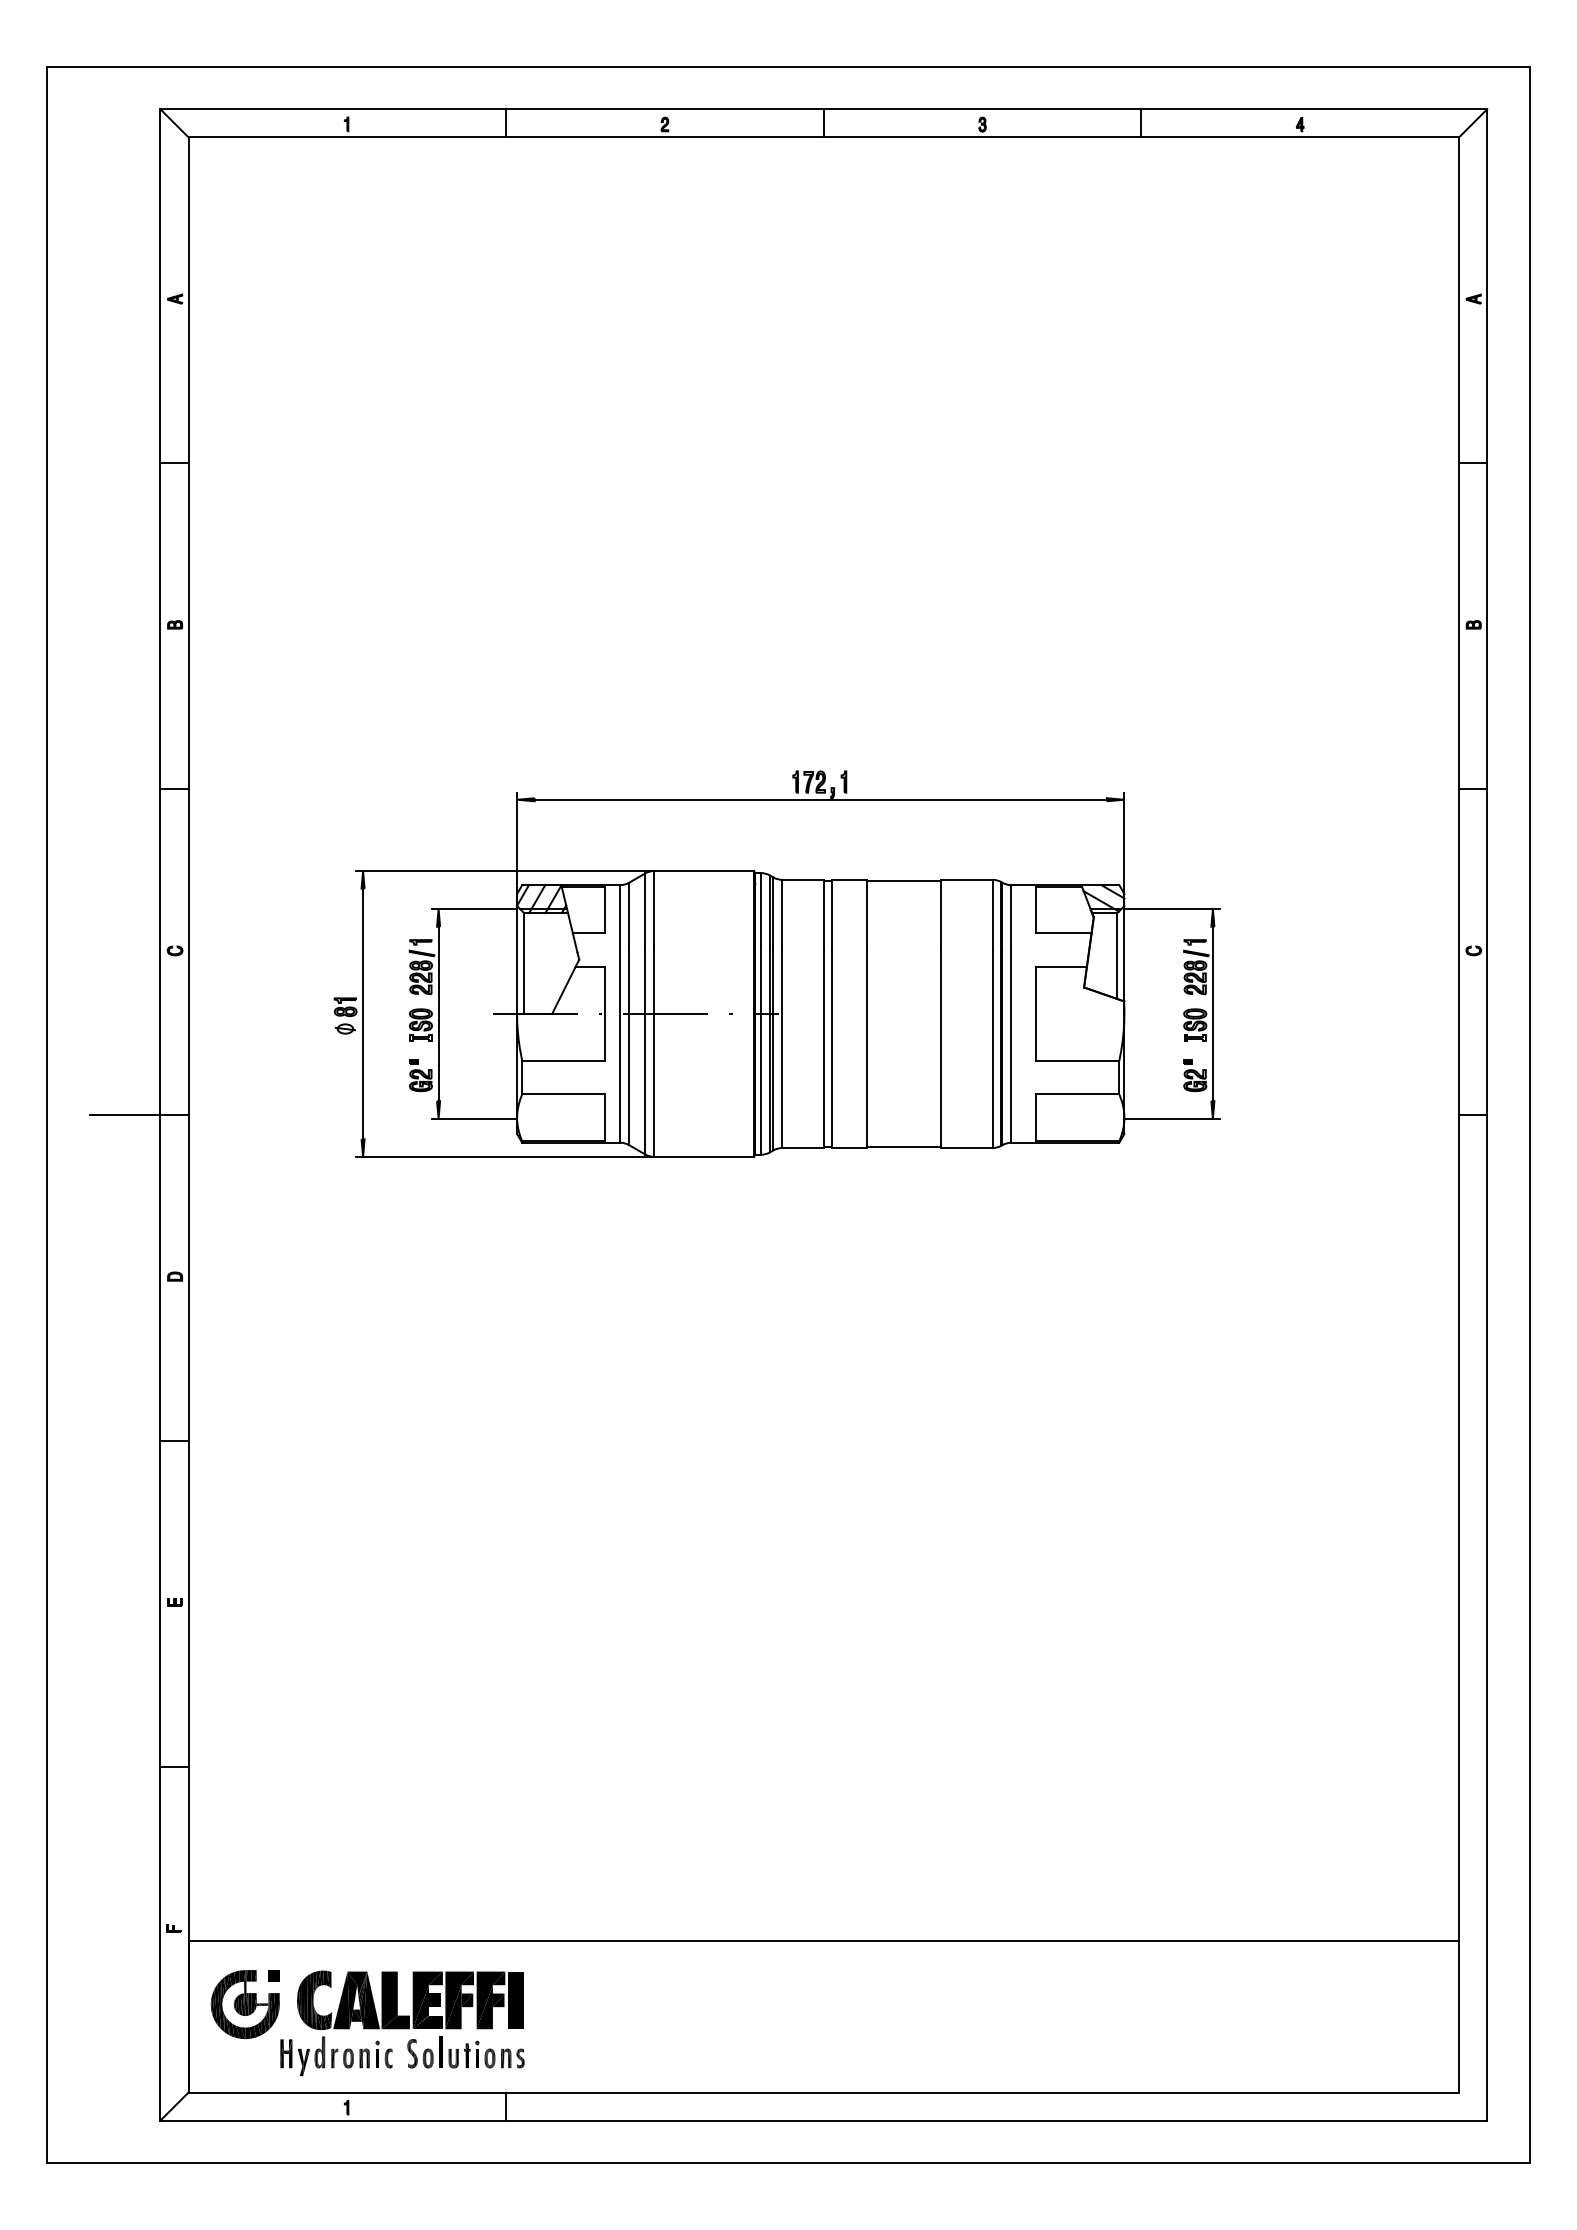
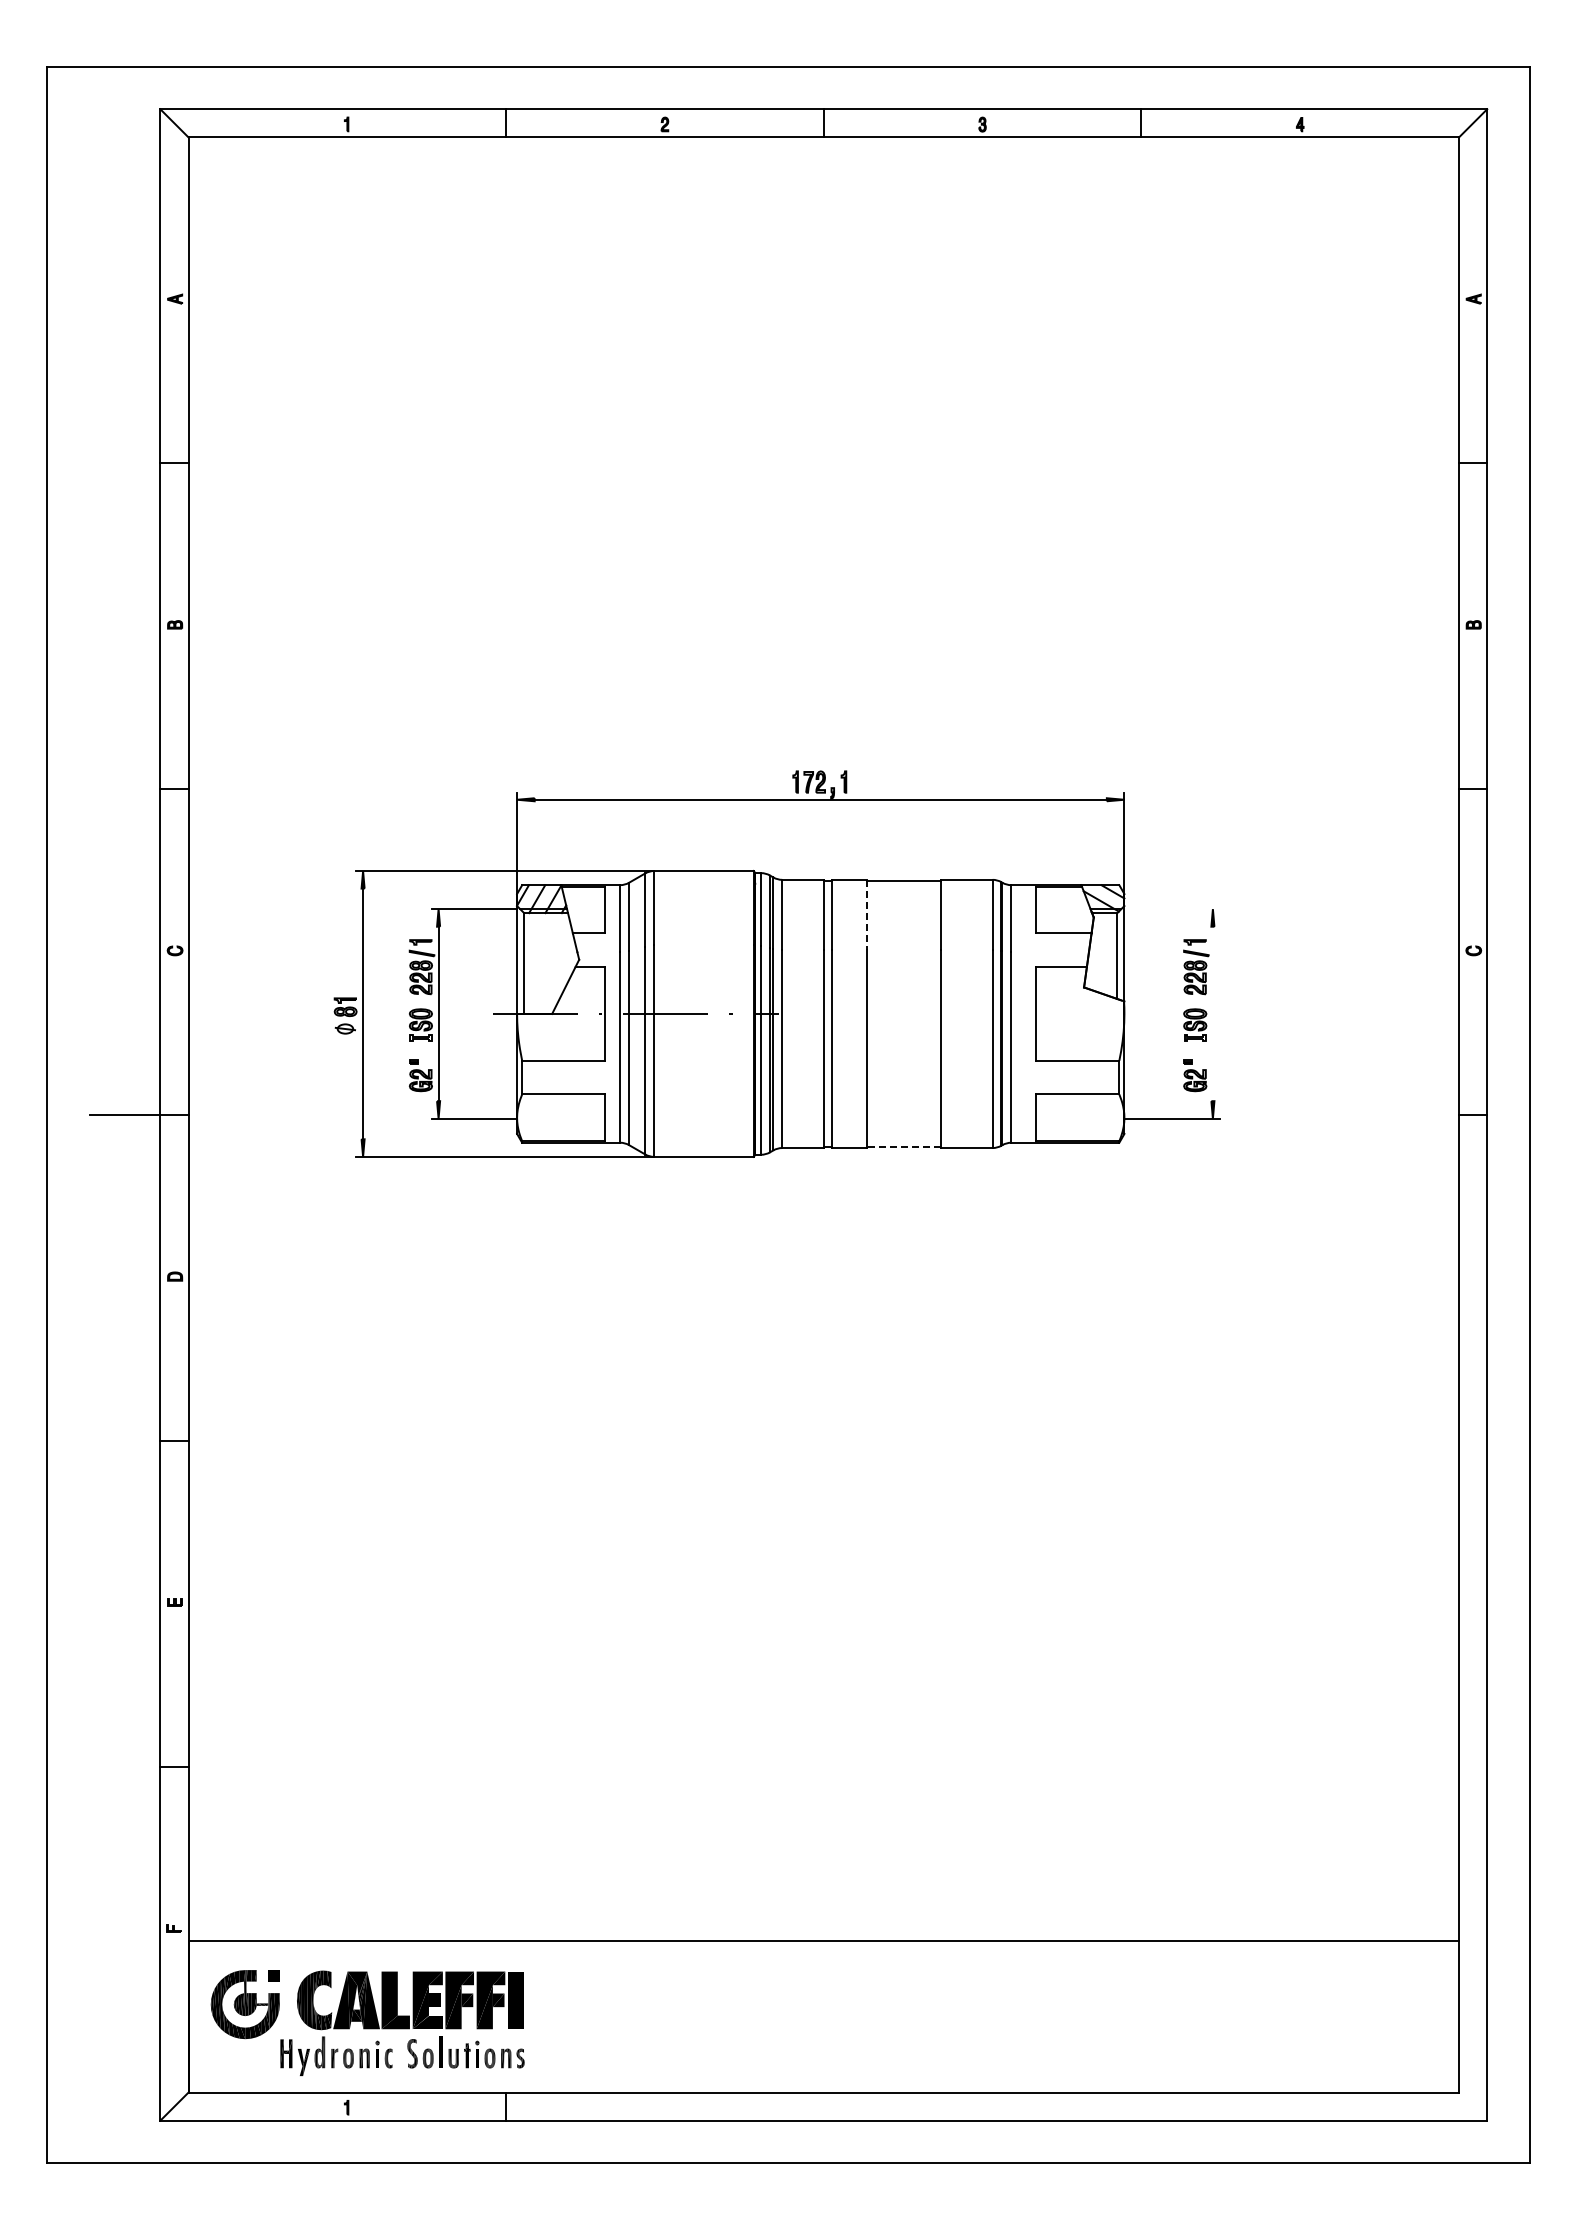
line: present -> none (1171, 909)
line: solid -> dashed (866, 914)
line: present -> none (1212, 1013)
line: solid -> dashed (903, 1146)
